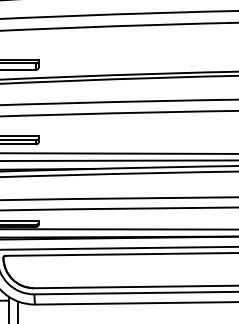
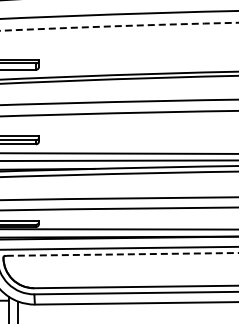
arc: solid -> dashed (119, 26)
line: solid -> dashed (121, 254)
